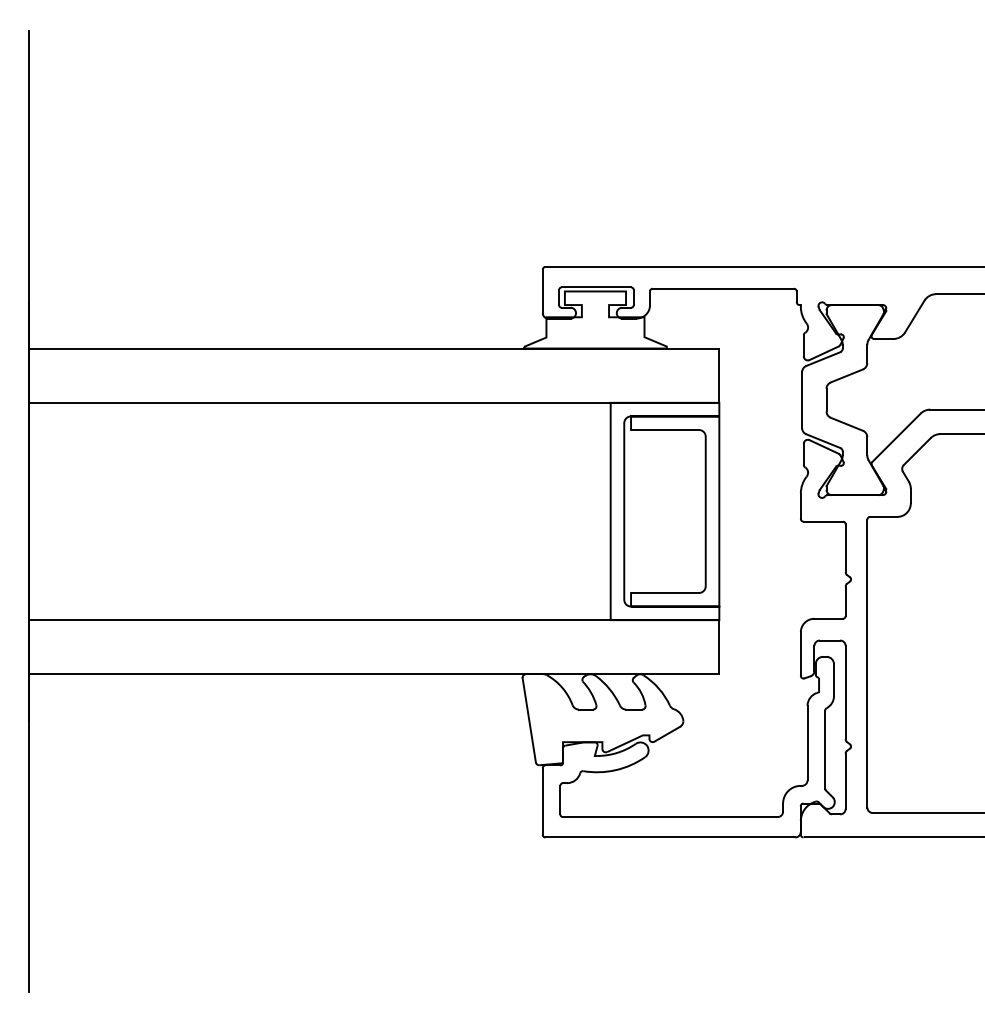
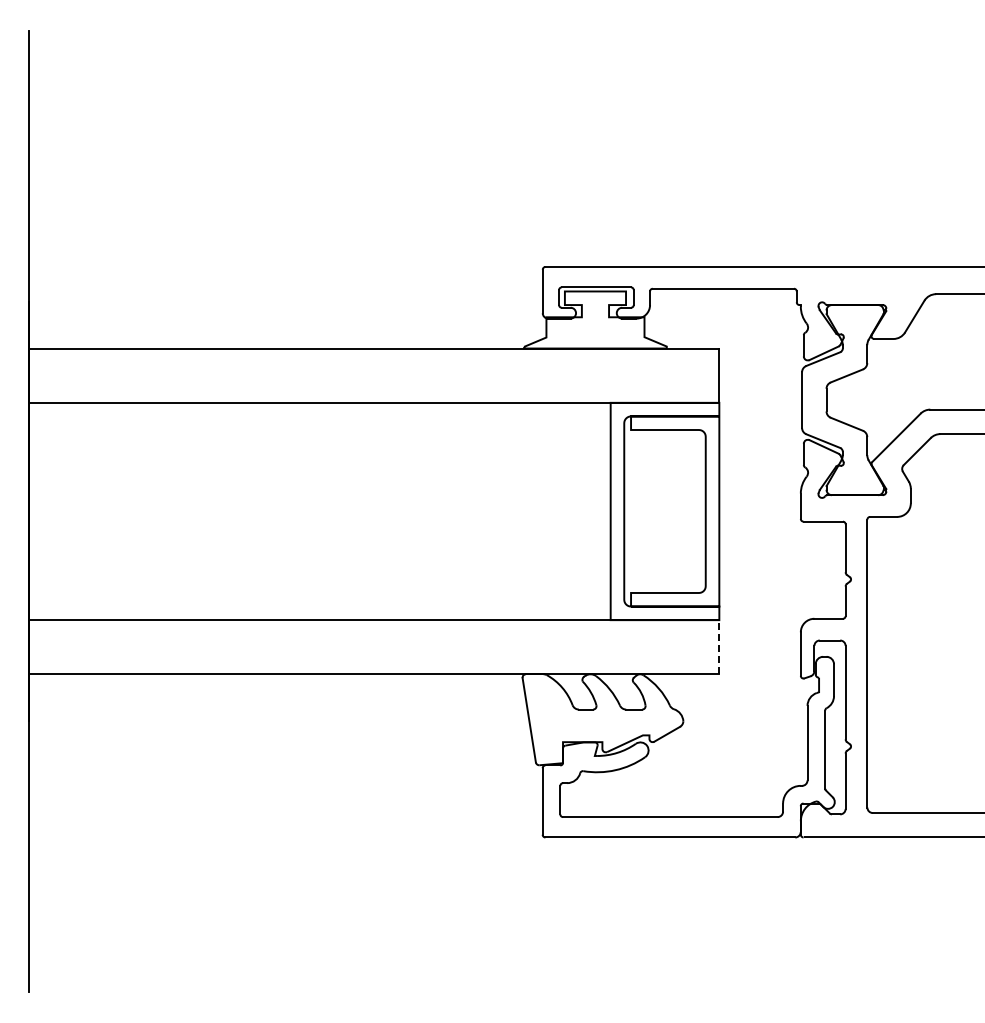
line: solid -> dashed (719, 646)
